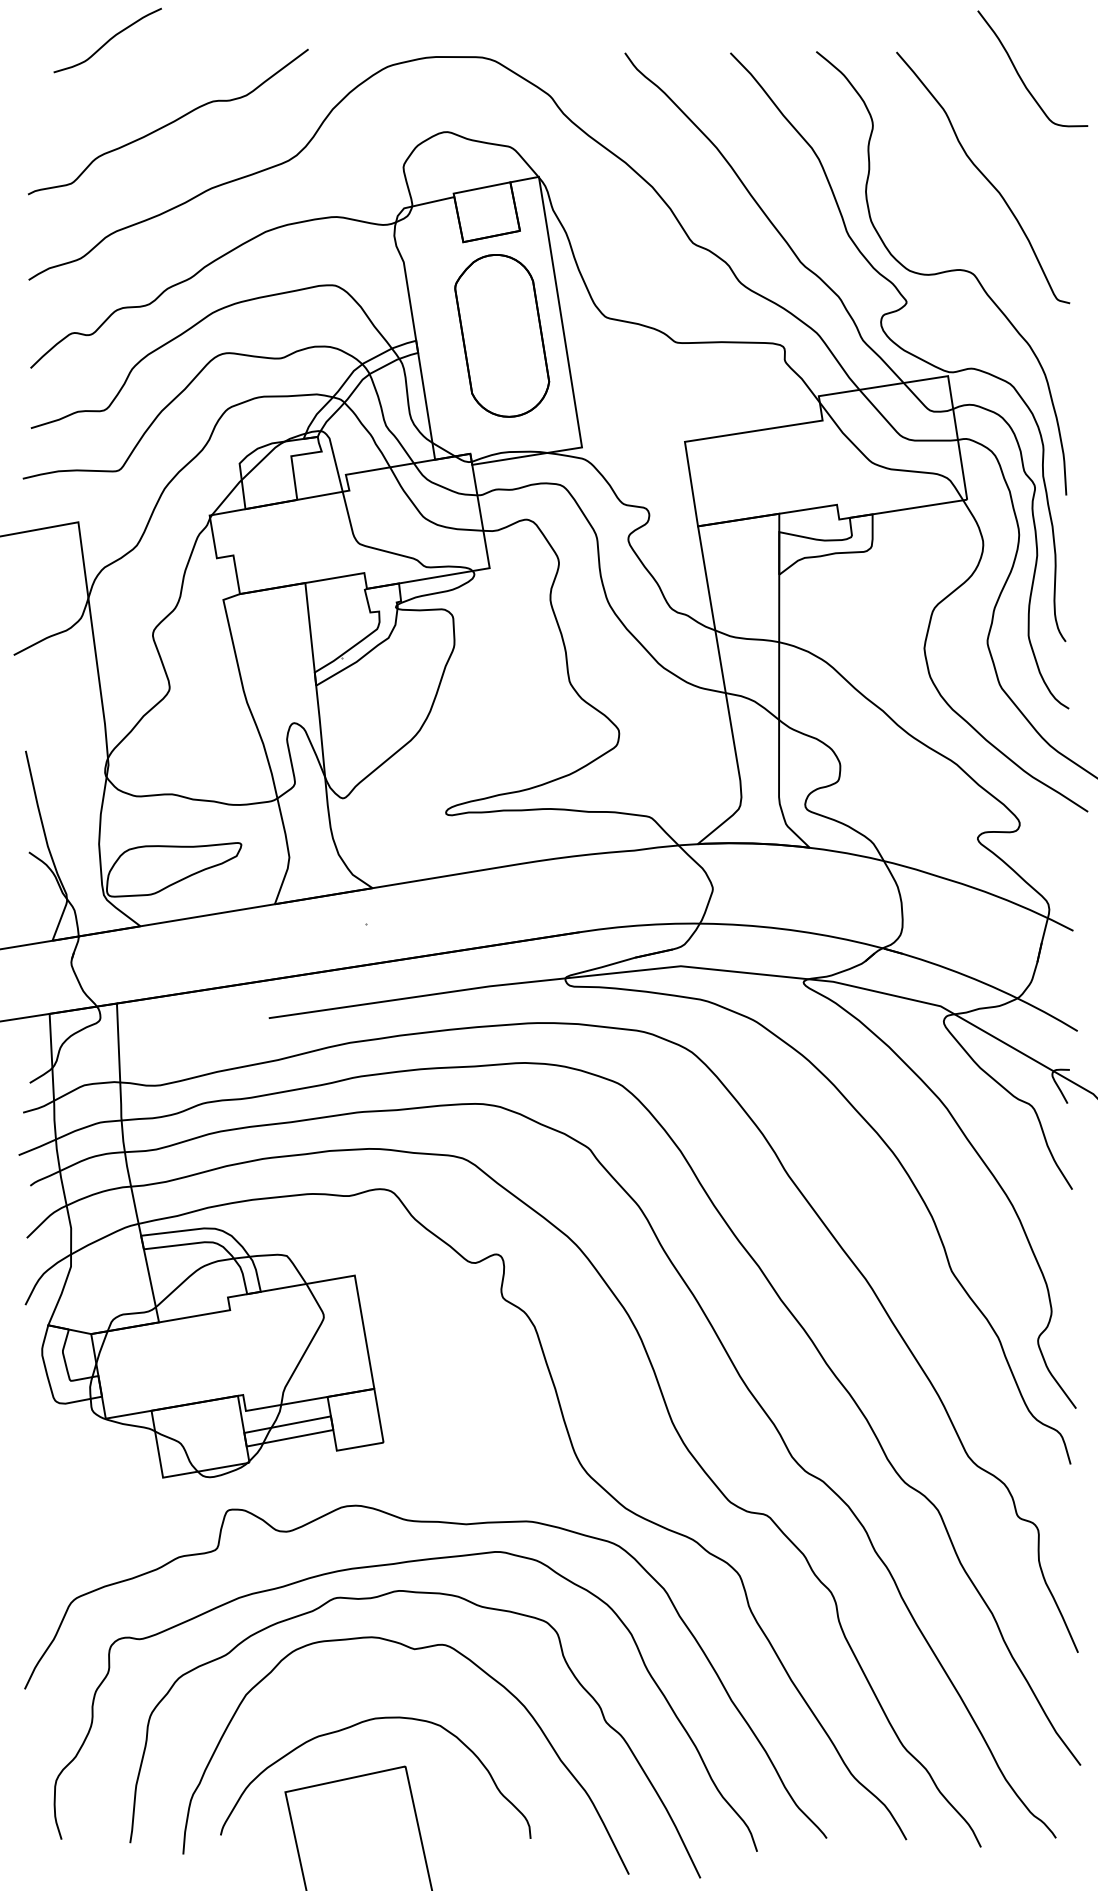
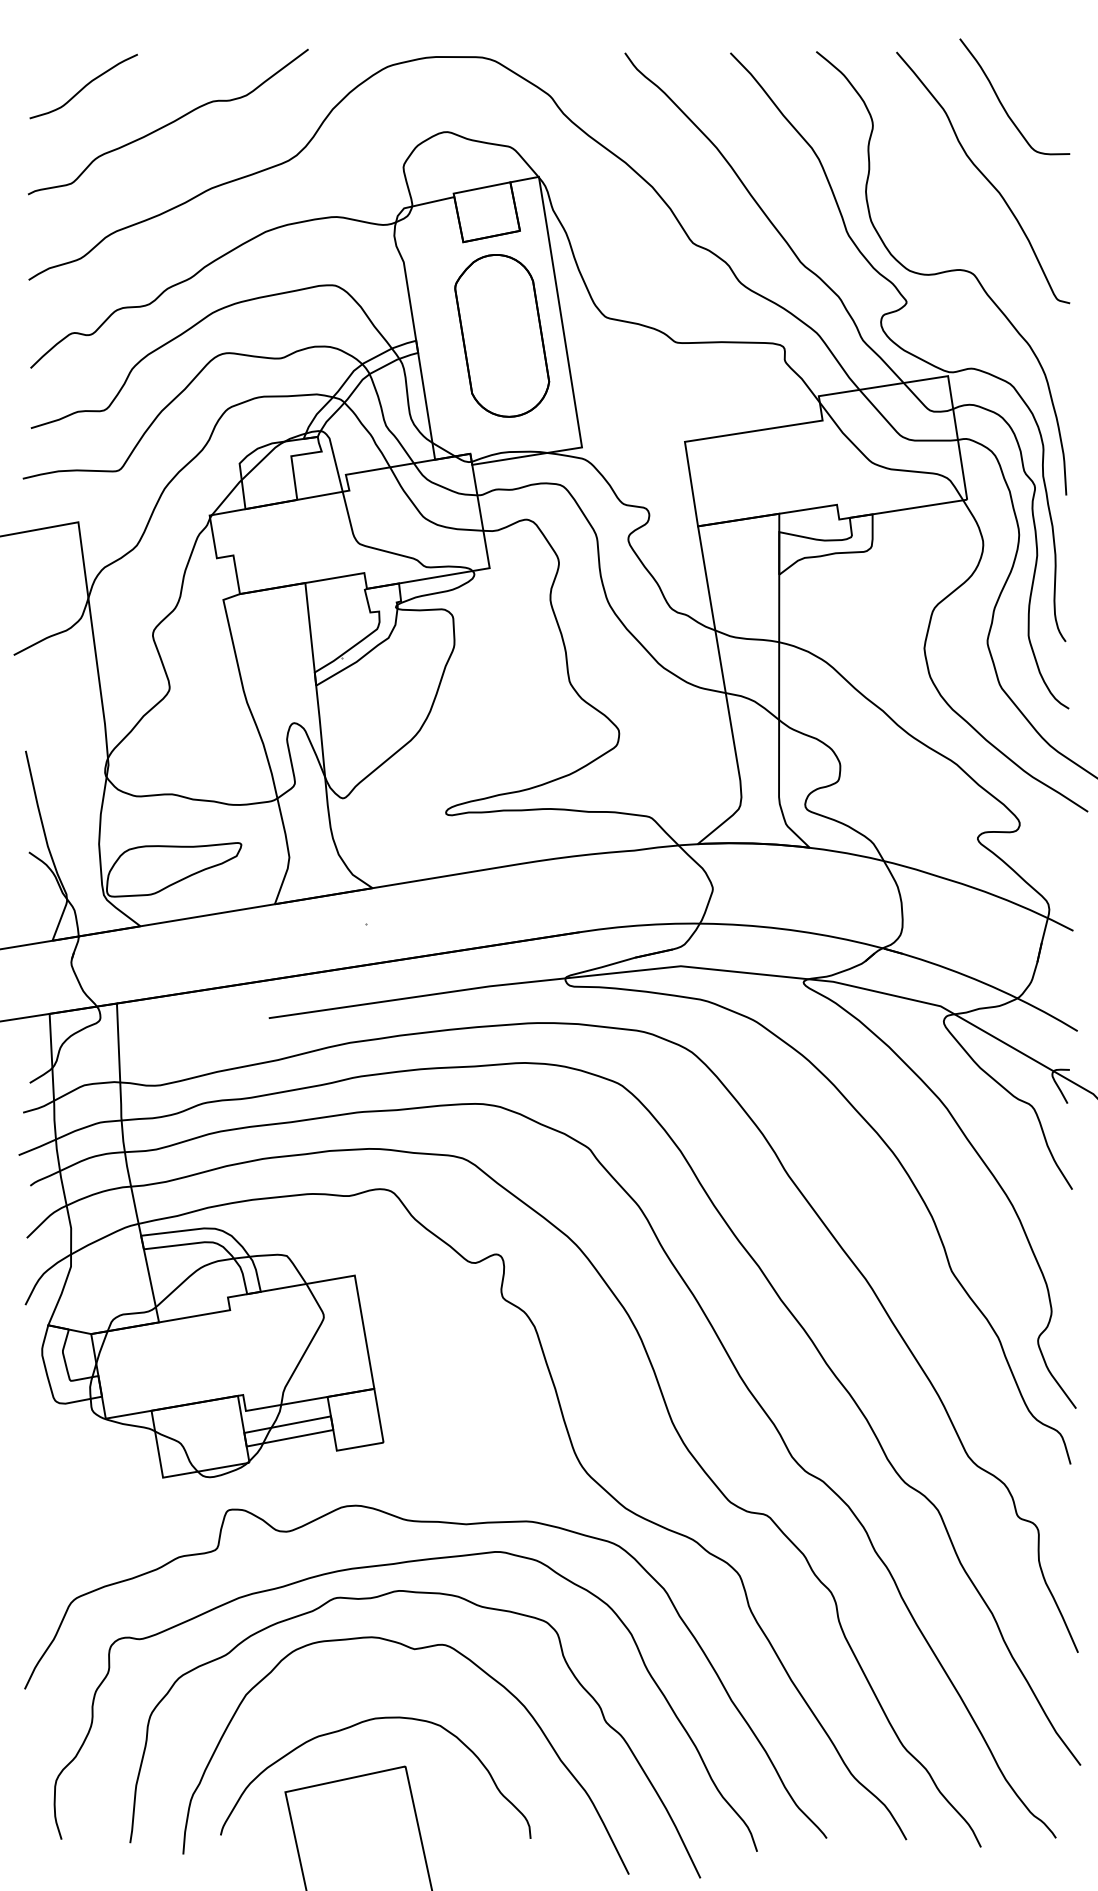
curve position: (107, 40) -> (83, 86) (83, 86)
curve position: (1020, 75) -> (1002, 103) (1002, 103)
